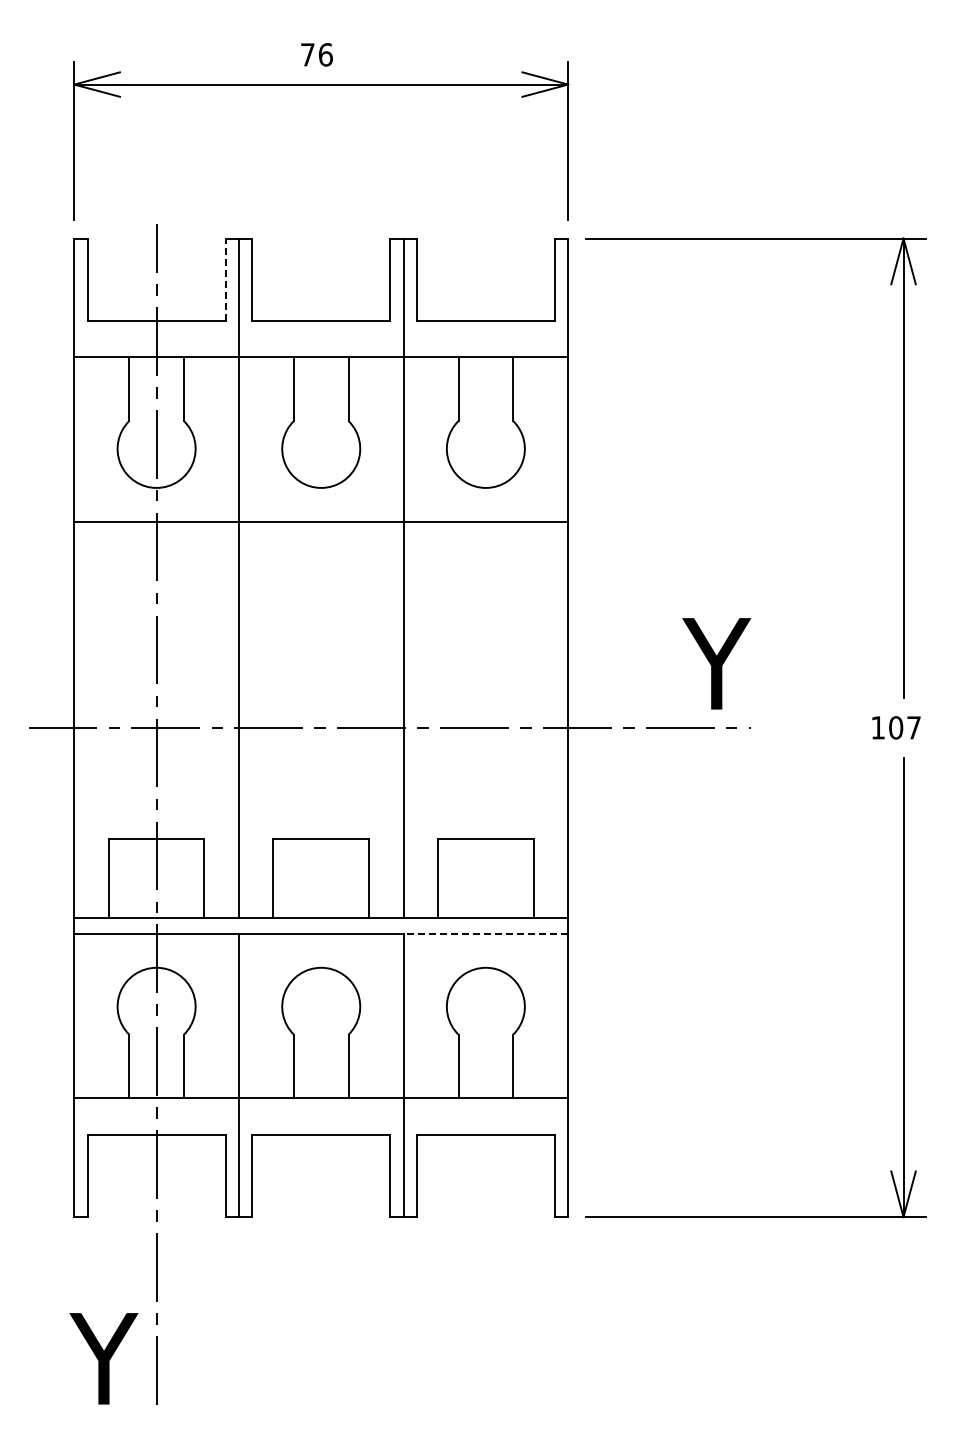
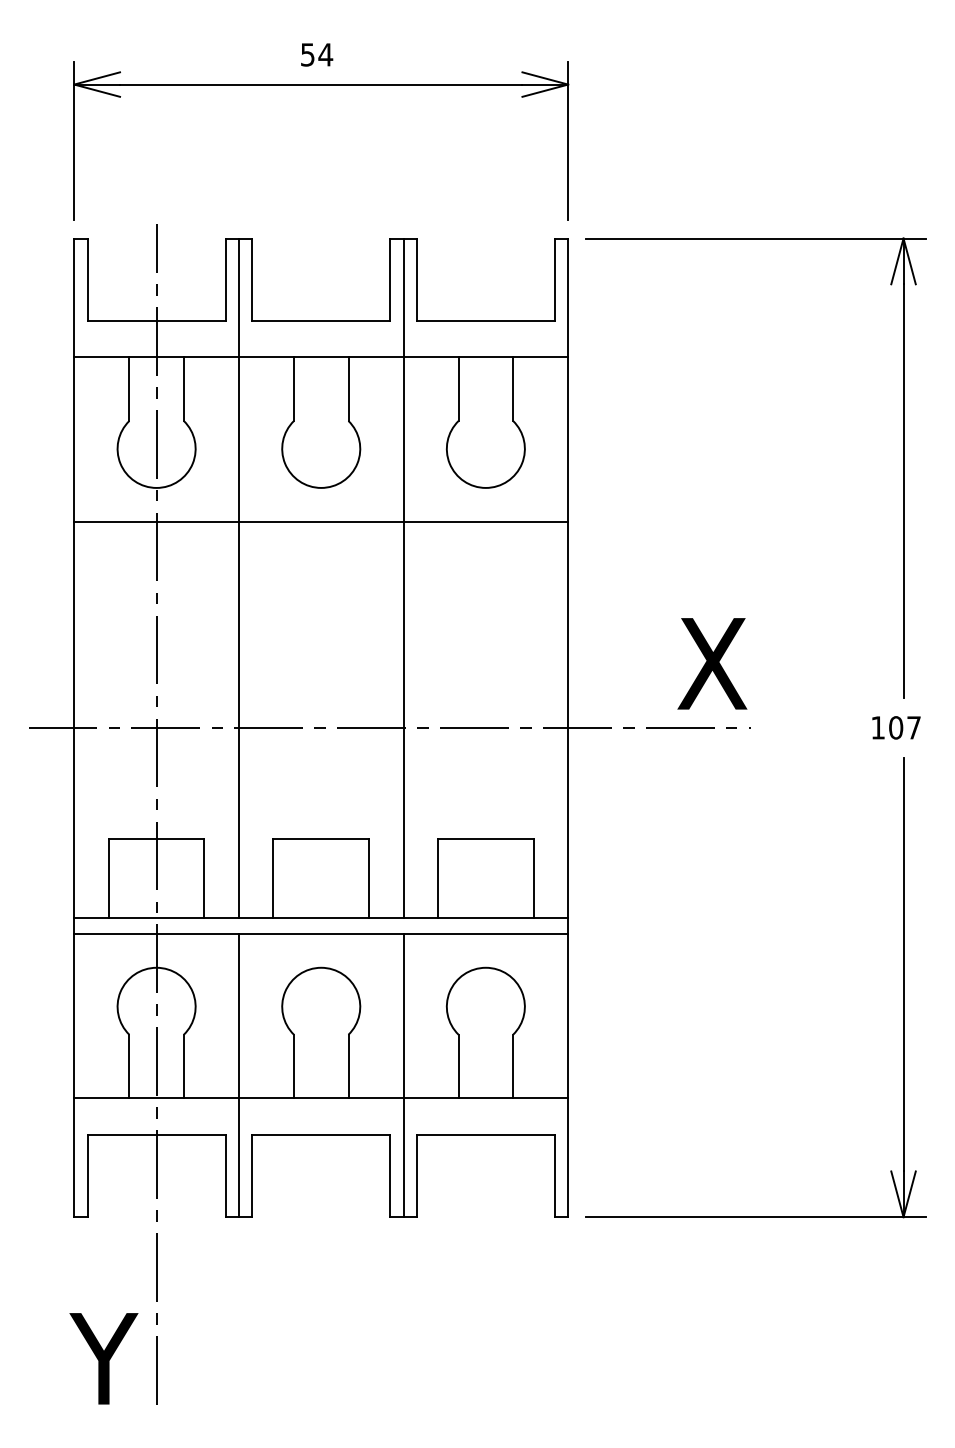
text: 76 -> 54 (317, 54)
line: dashed -> solid (225, 279)
text: Y -> X (714, 663)
line: dashed -> solid (485, 933)
